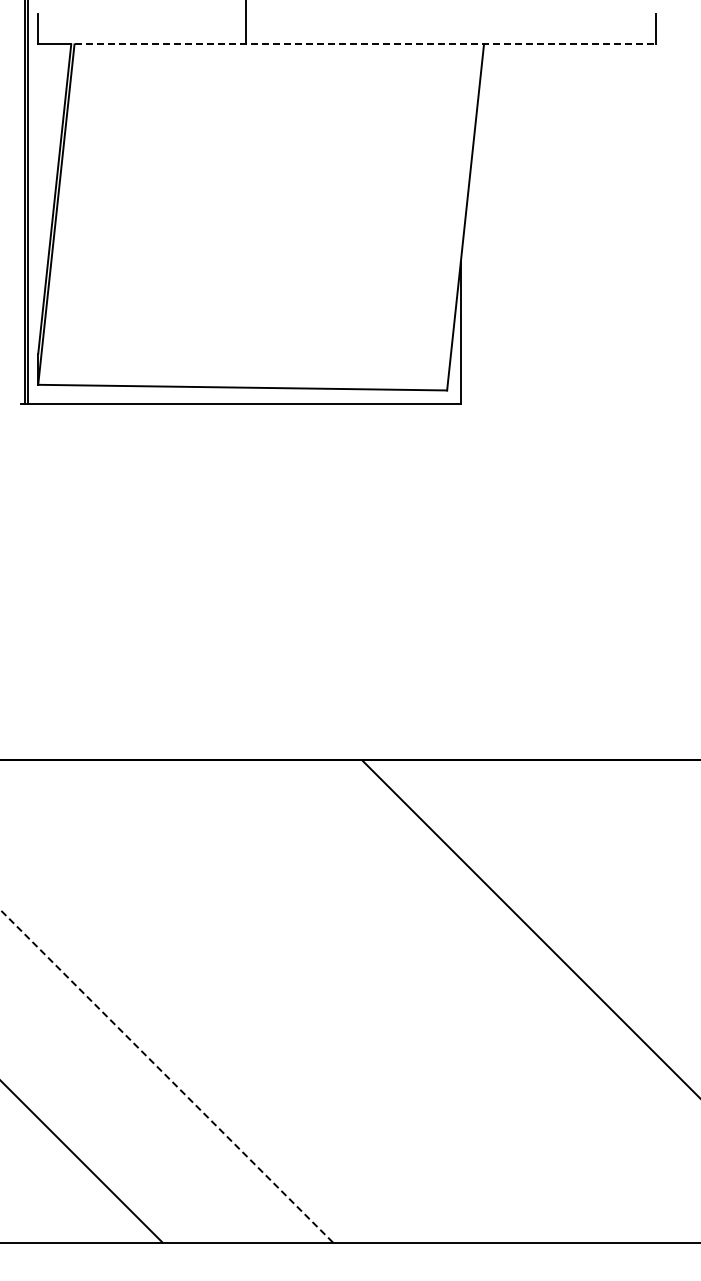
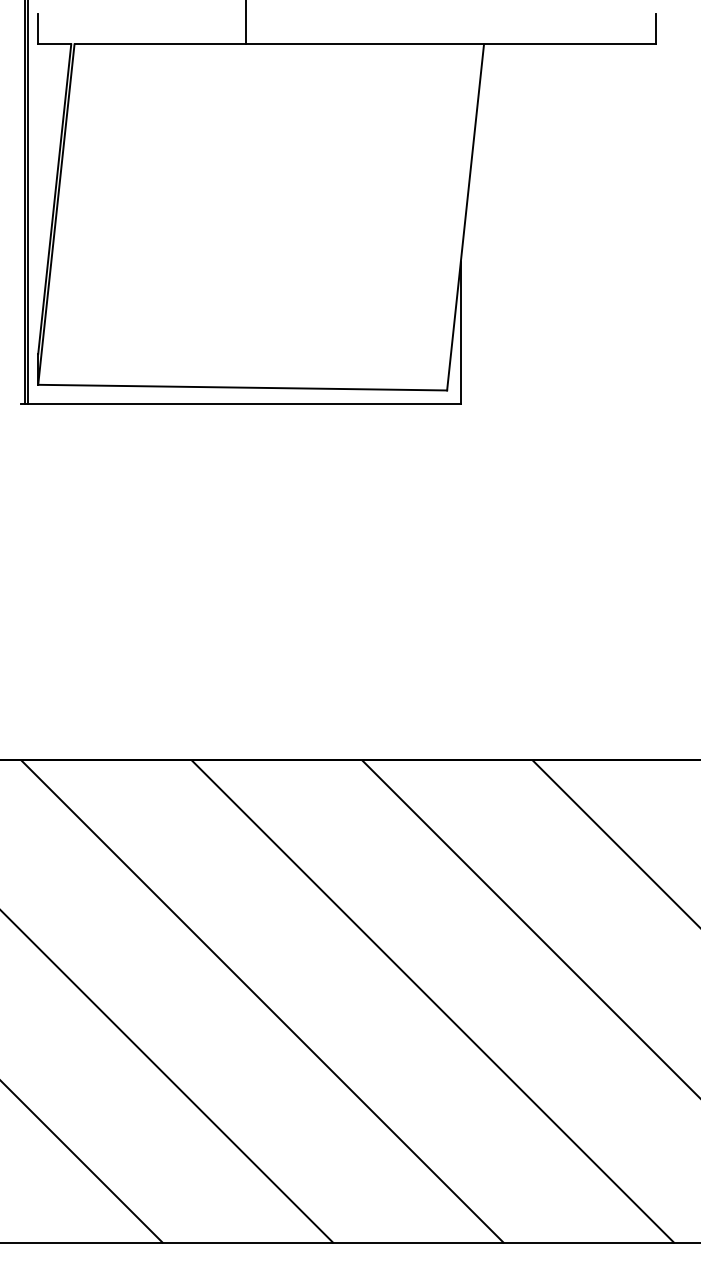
line: dashed -> solid (365, 44)
line: none -> present (614, 842)
line: none -> present (262, 1001)
line: none -> present (432, 1001)
line: dashed -> solid (166, 1075)
